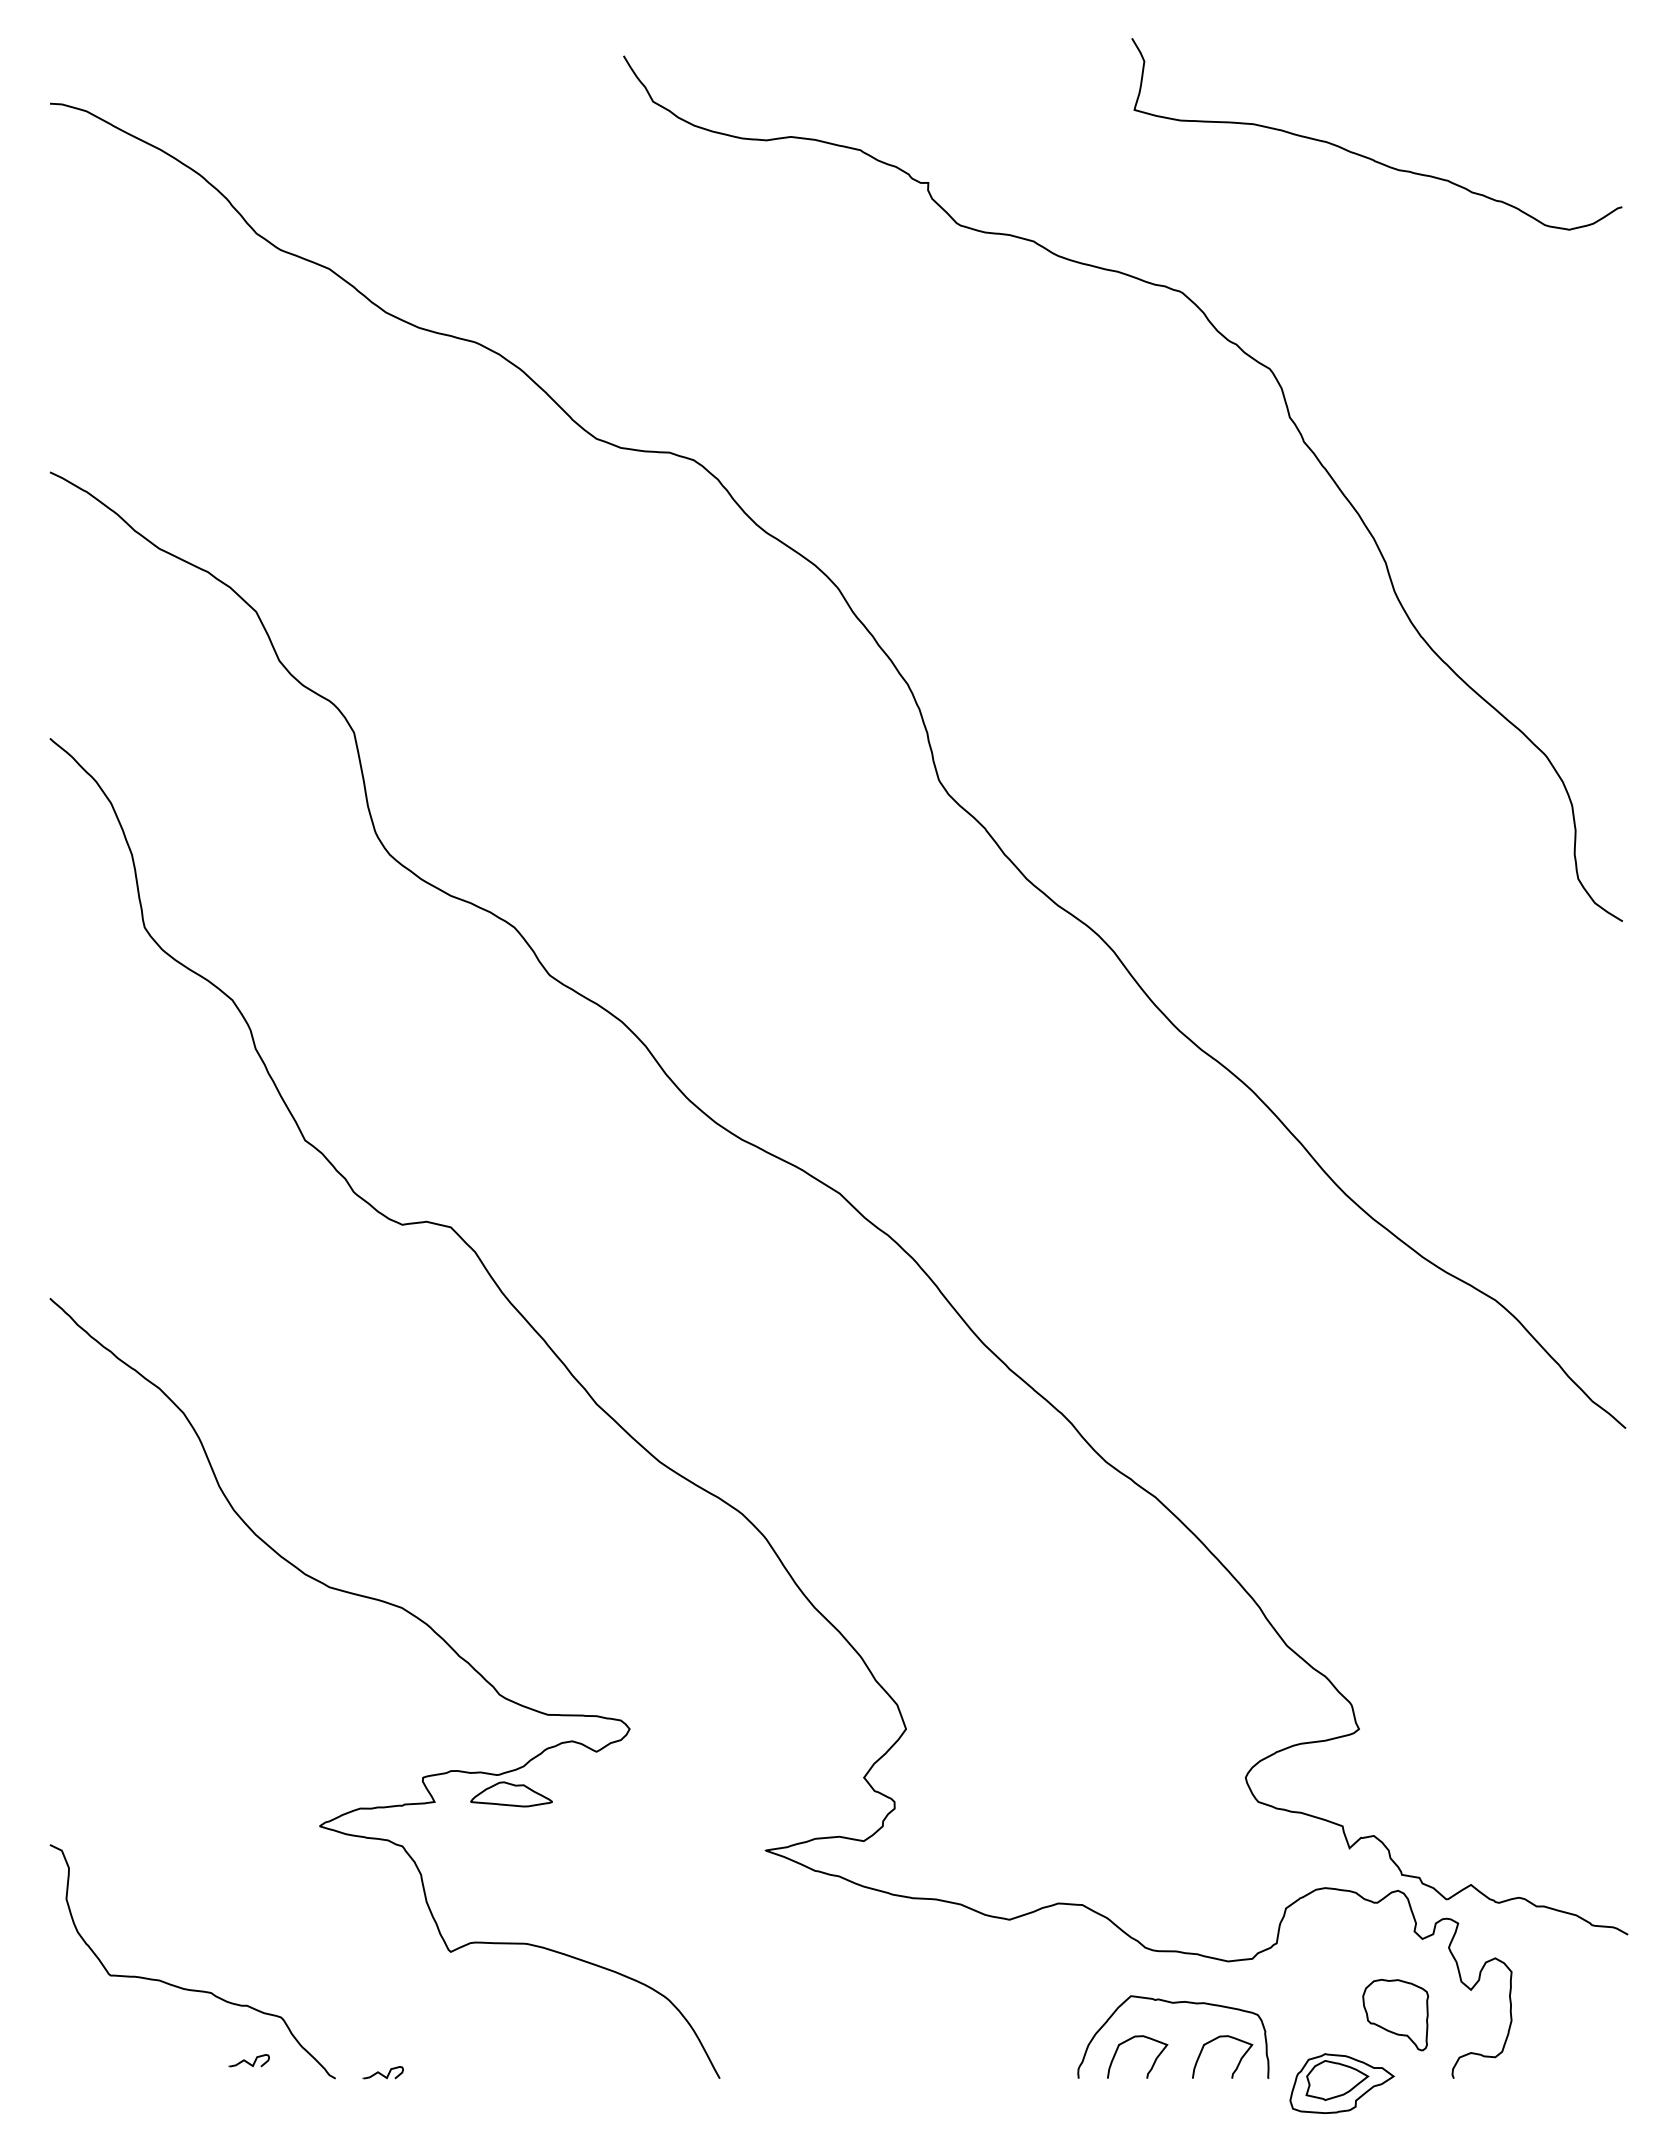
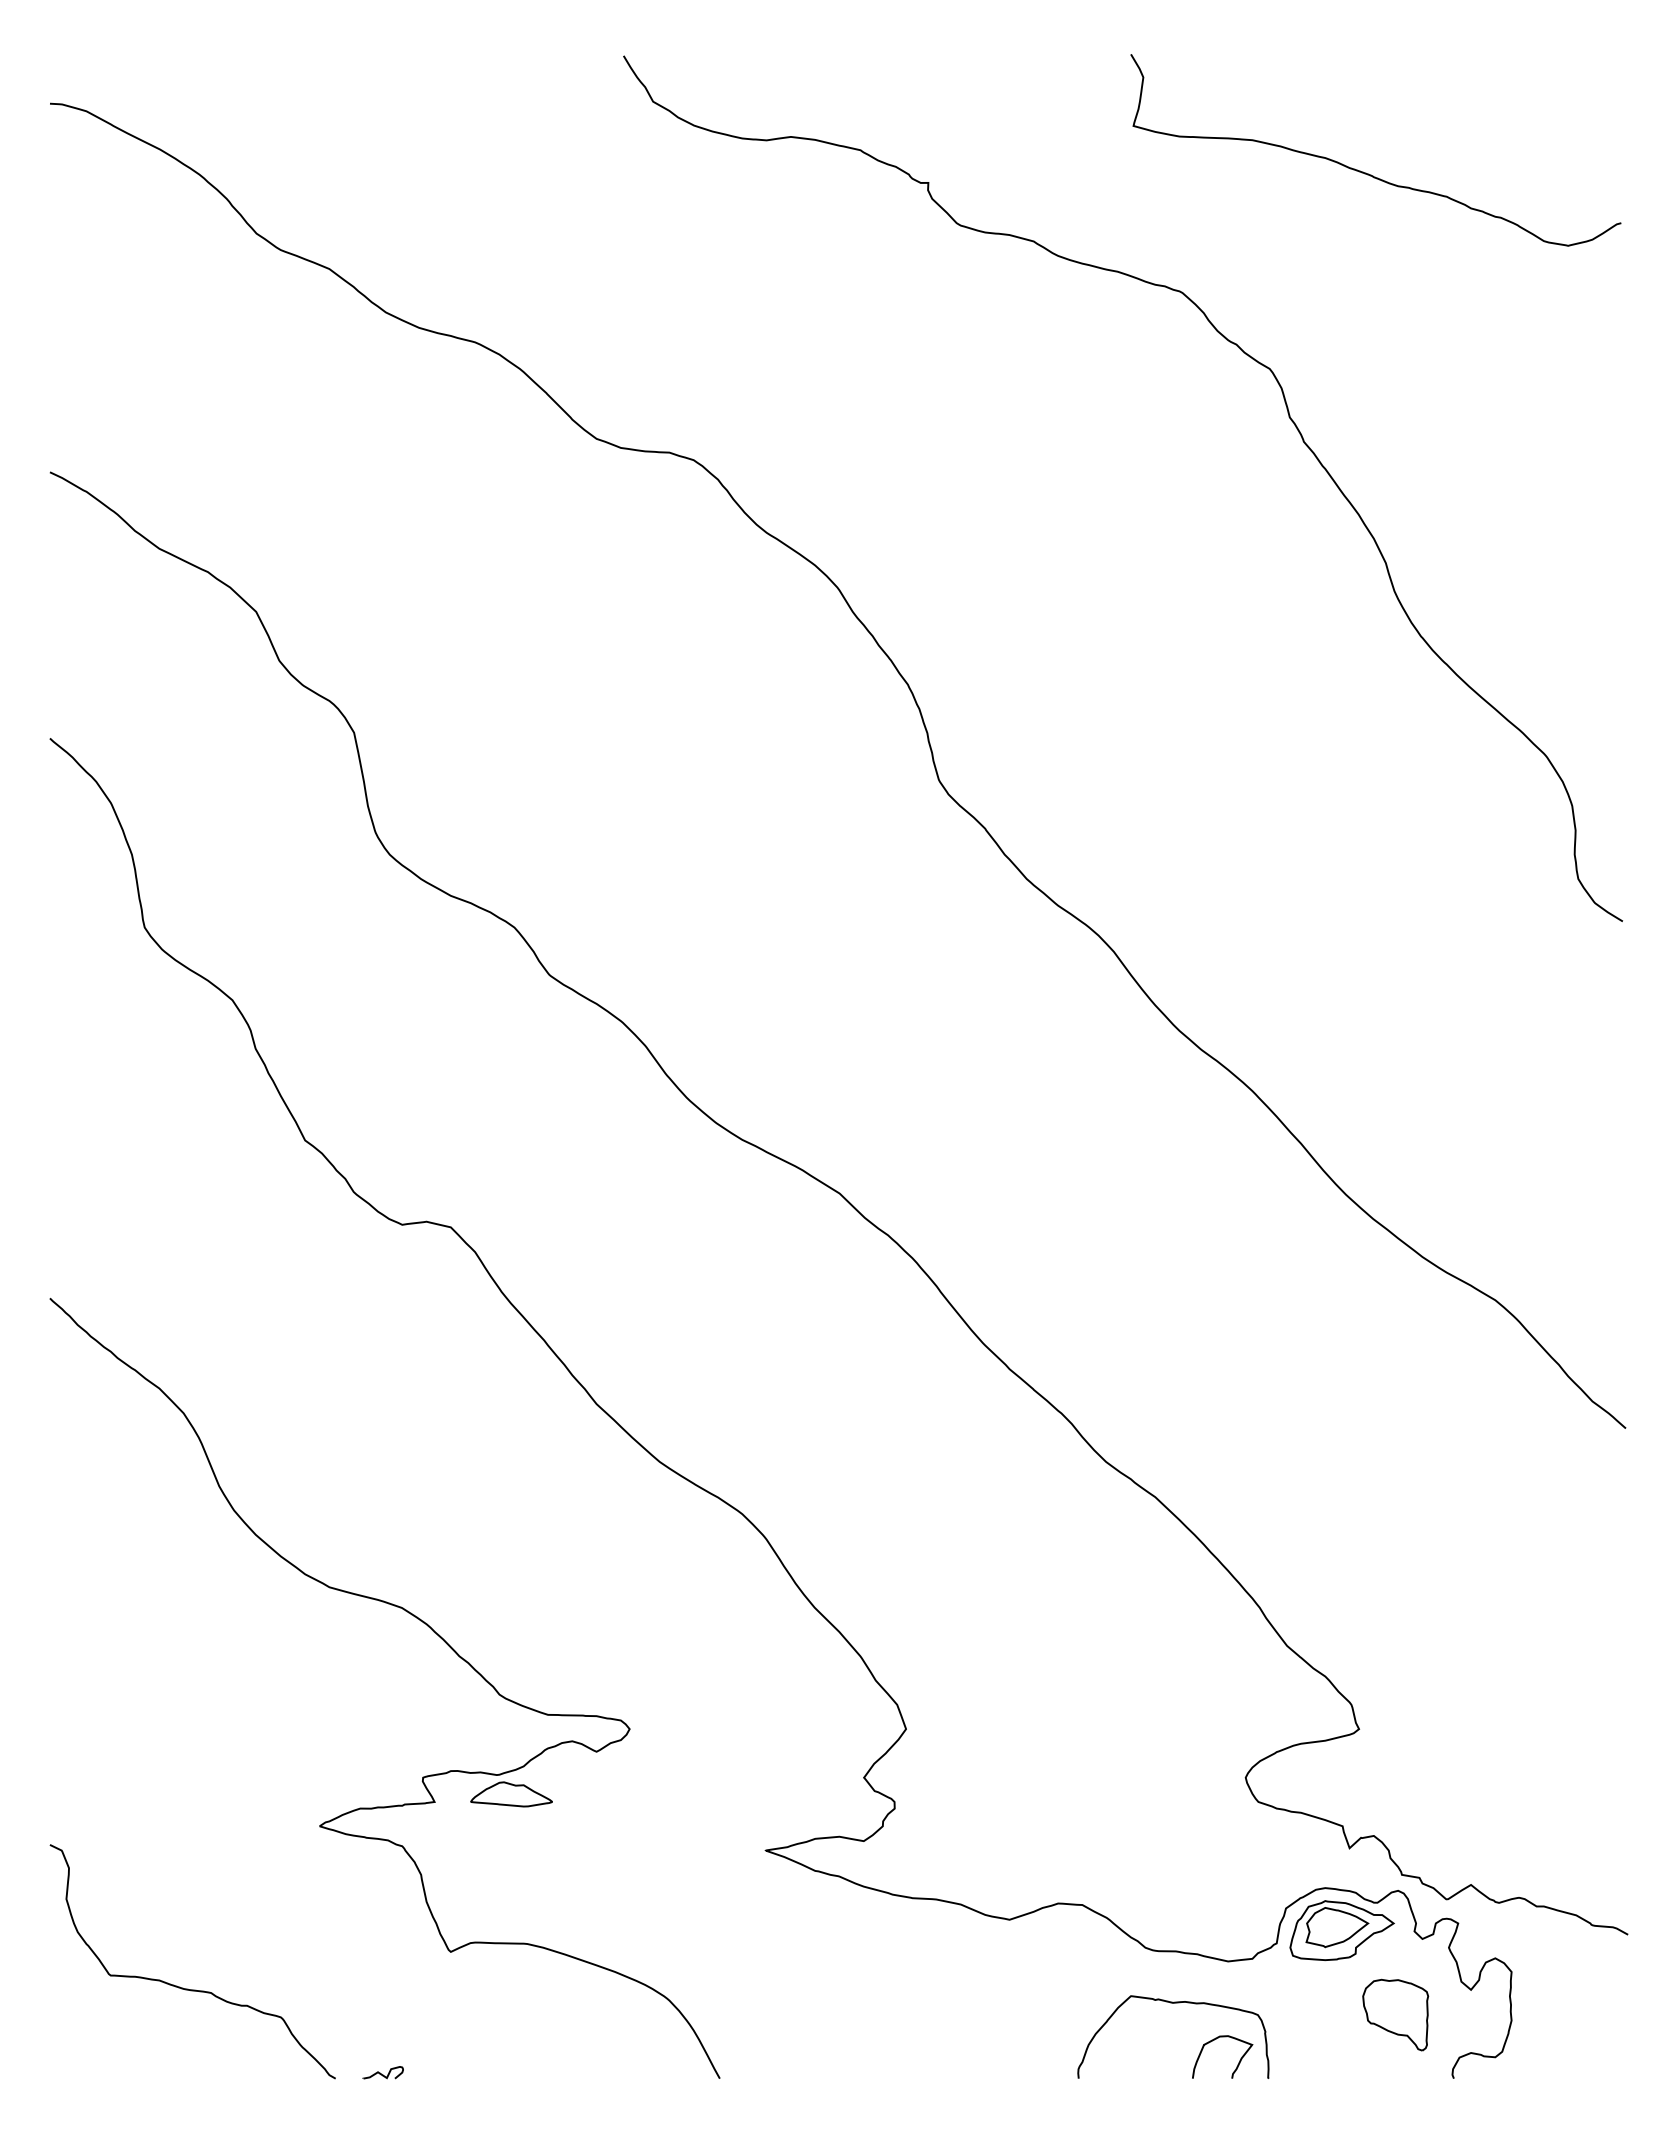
curve position: (1367, 156) -> (1366, 172) (1366, 172)
curve: present -> none (247, 2061)
curve: present -> none (1152, 2064)
part position: (1341, 2083) -> (1341, 1930) (1341, 1930)
